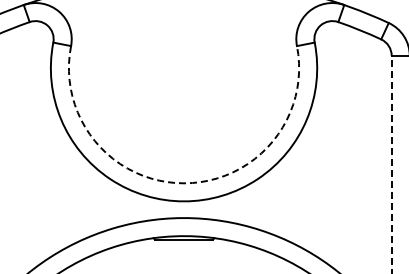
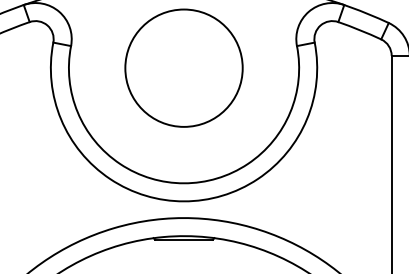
circle: none -> present (183, 67)
line: dashed -> solid (391, 164)
arc: dashed -> solid (184, 183)
